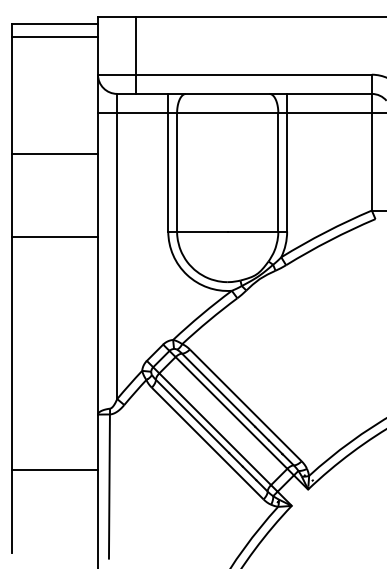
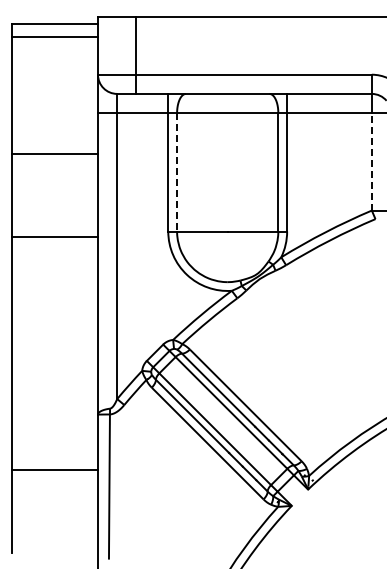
line: solid -> dashed (371, 161)
line: solid -> dashed (177, 172)
